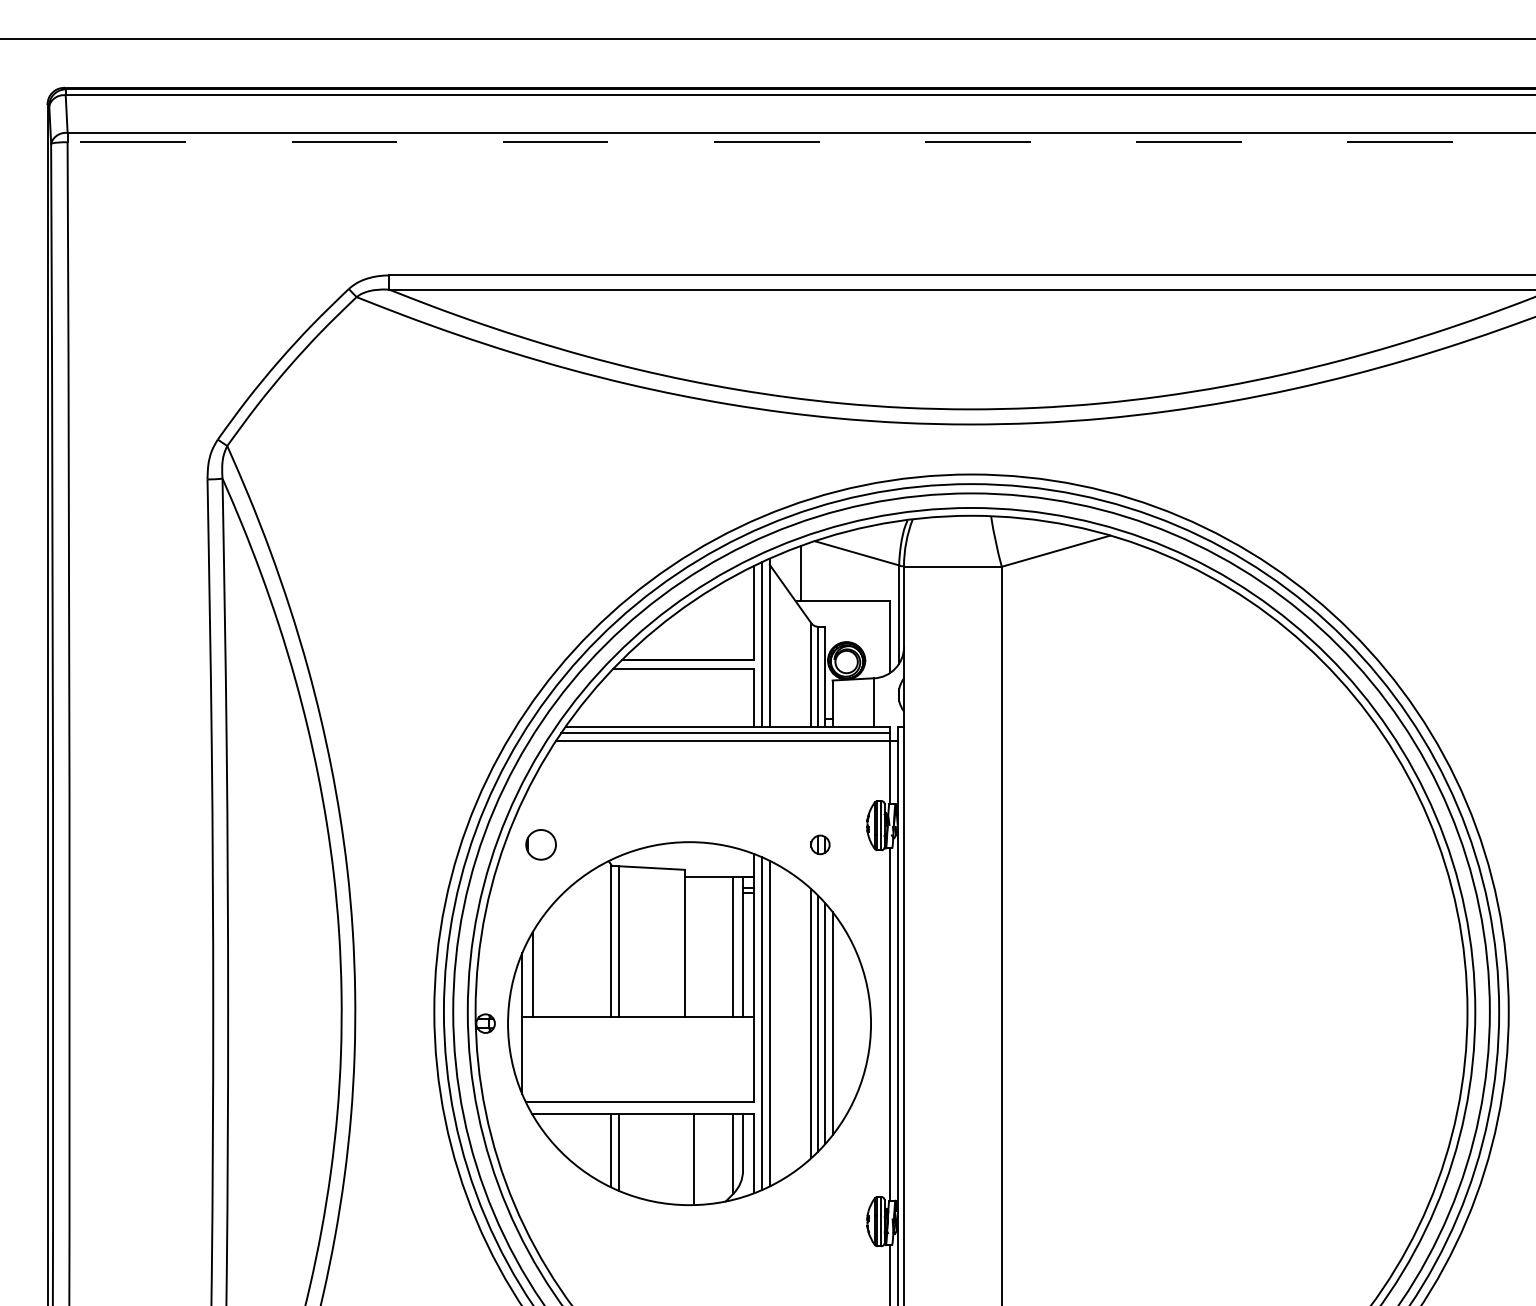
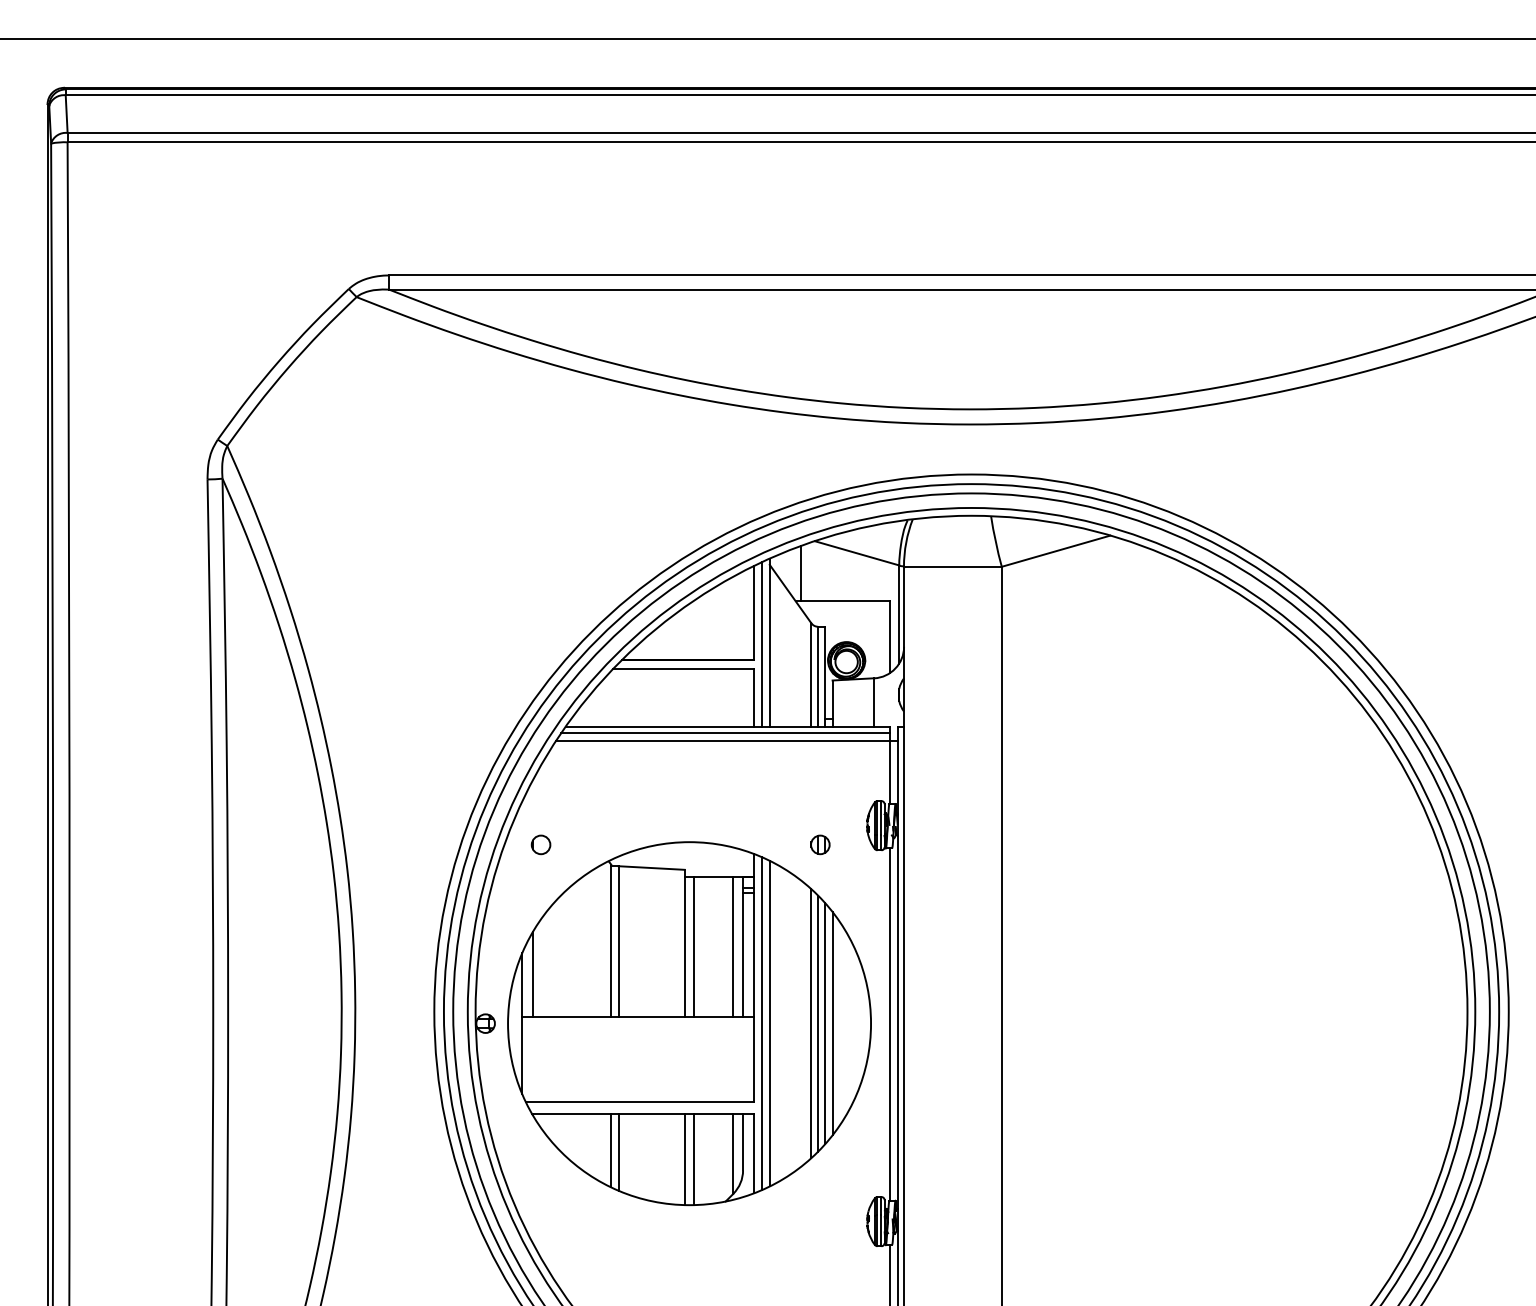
line: dashed -> solid (801, 142)
part size: 32x32 px -> 22x22 px (540, 844)
line: none -> present (694, 947)
line: none -> present (684, 1159)
